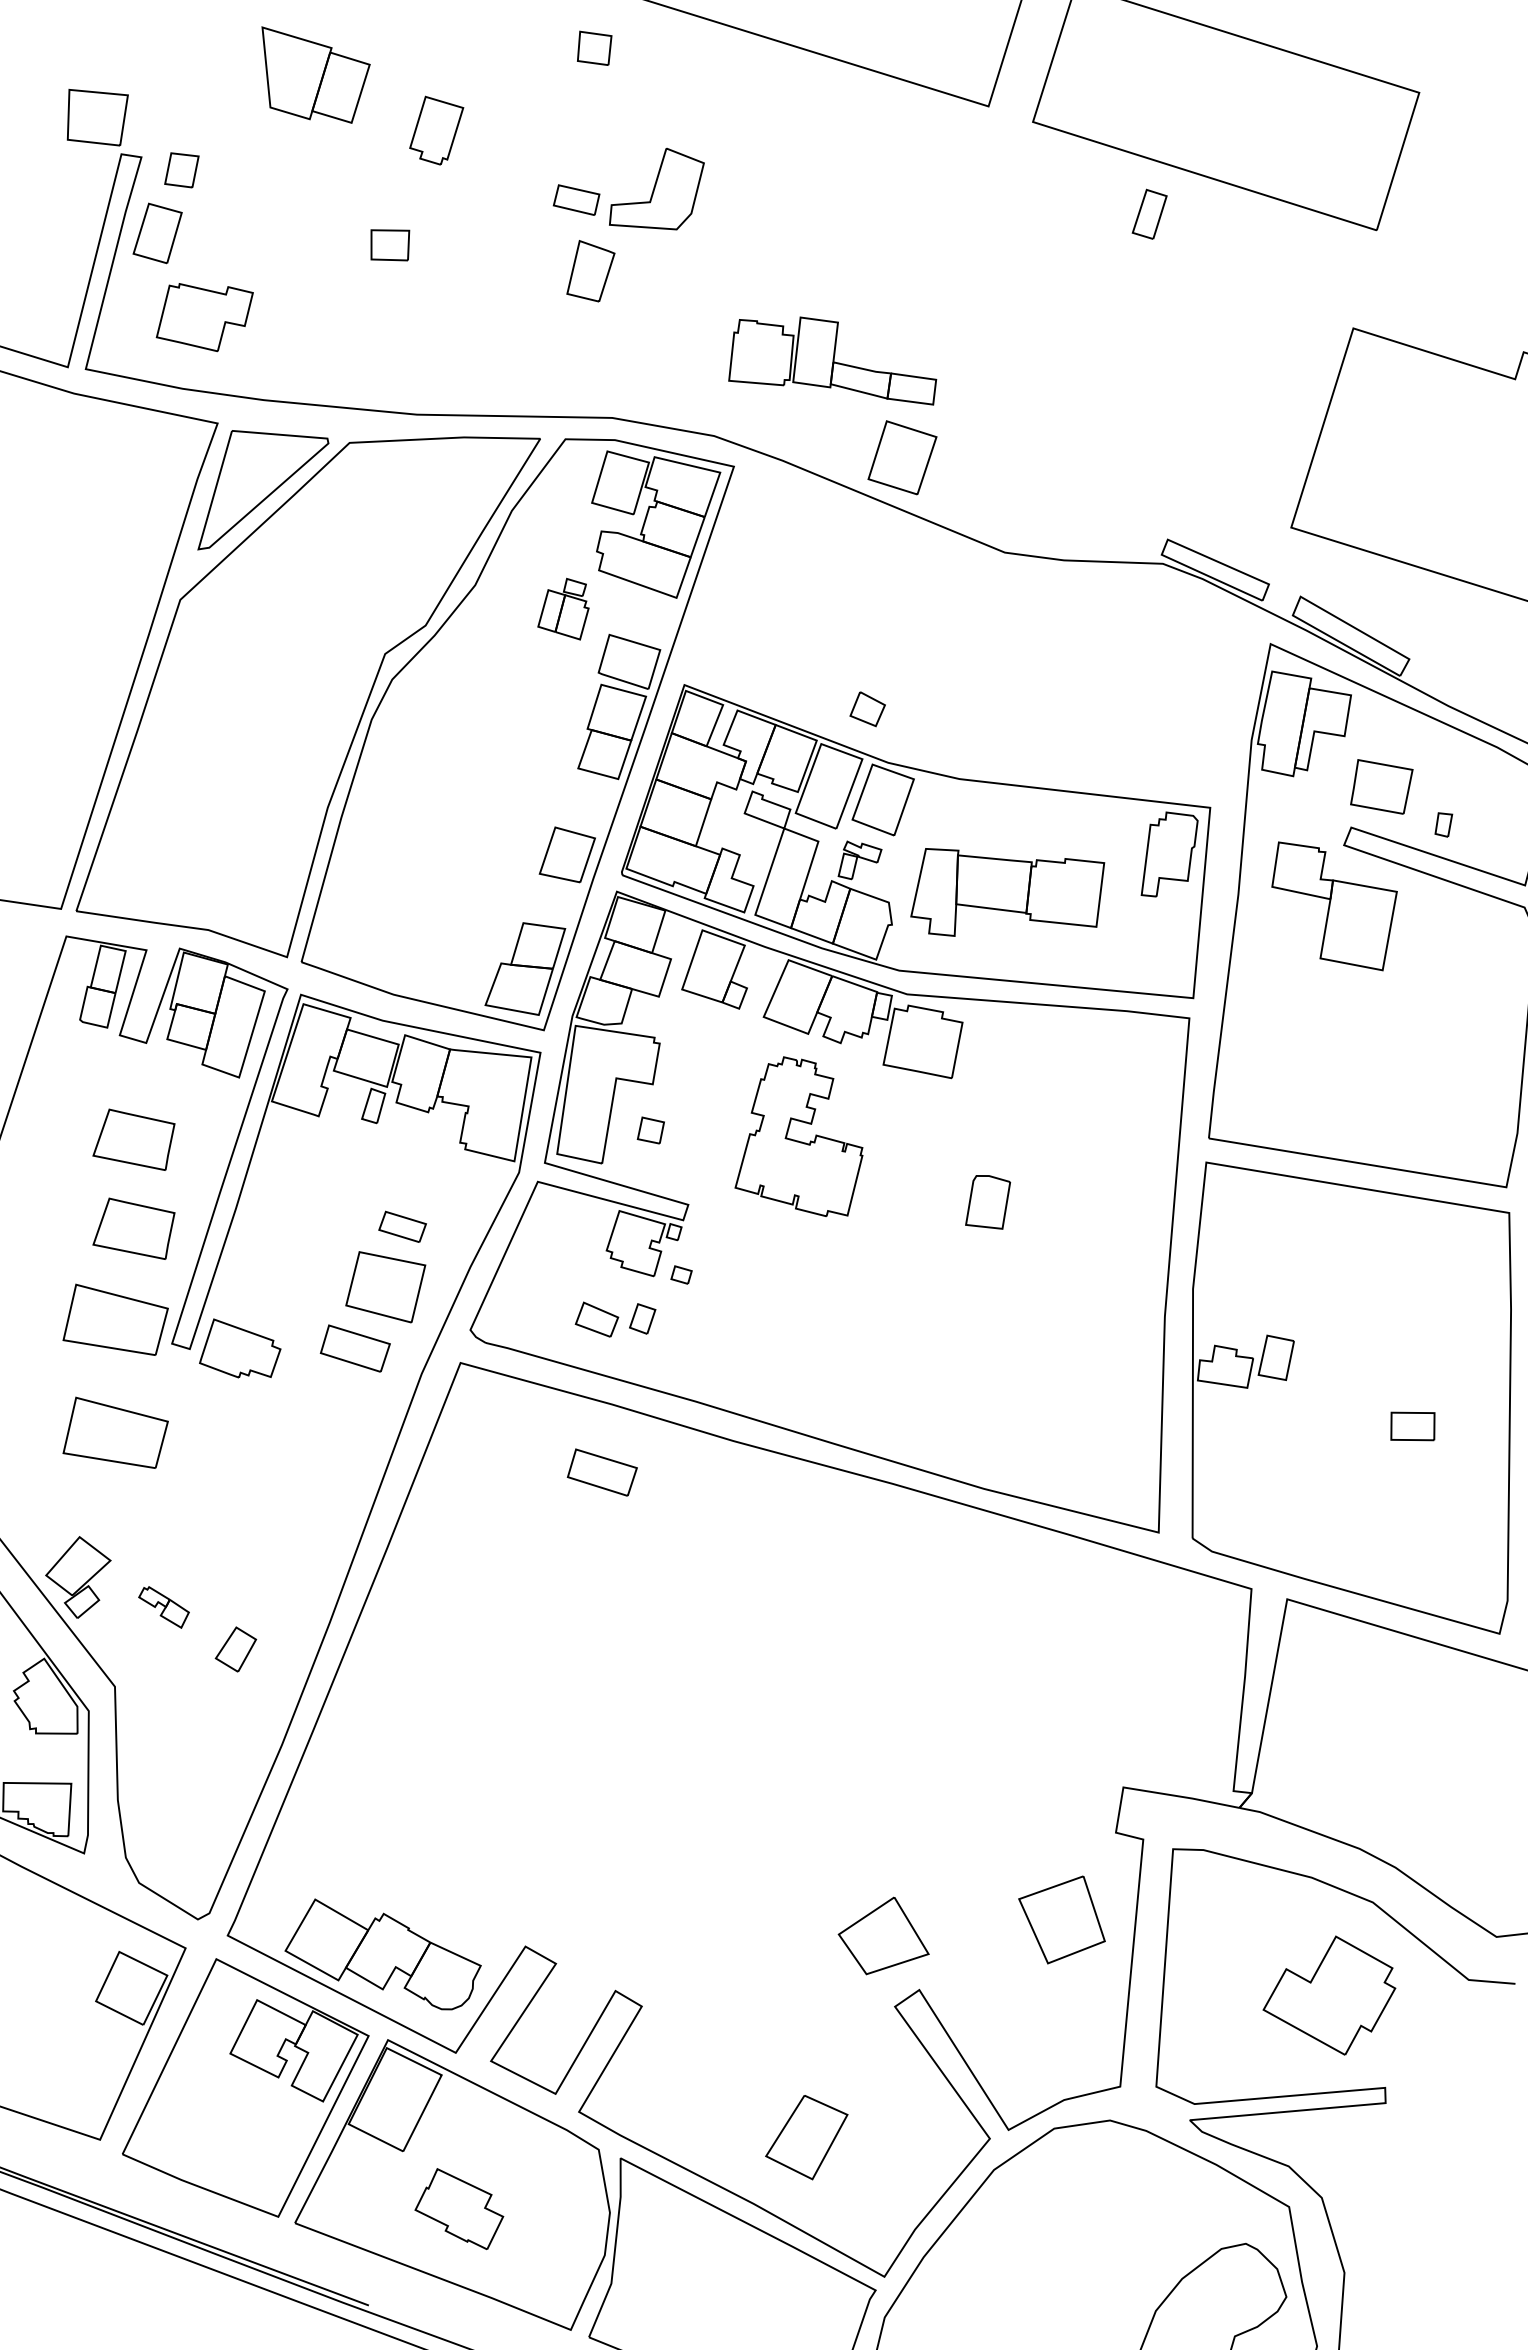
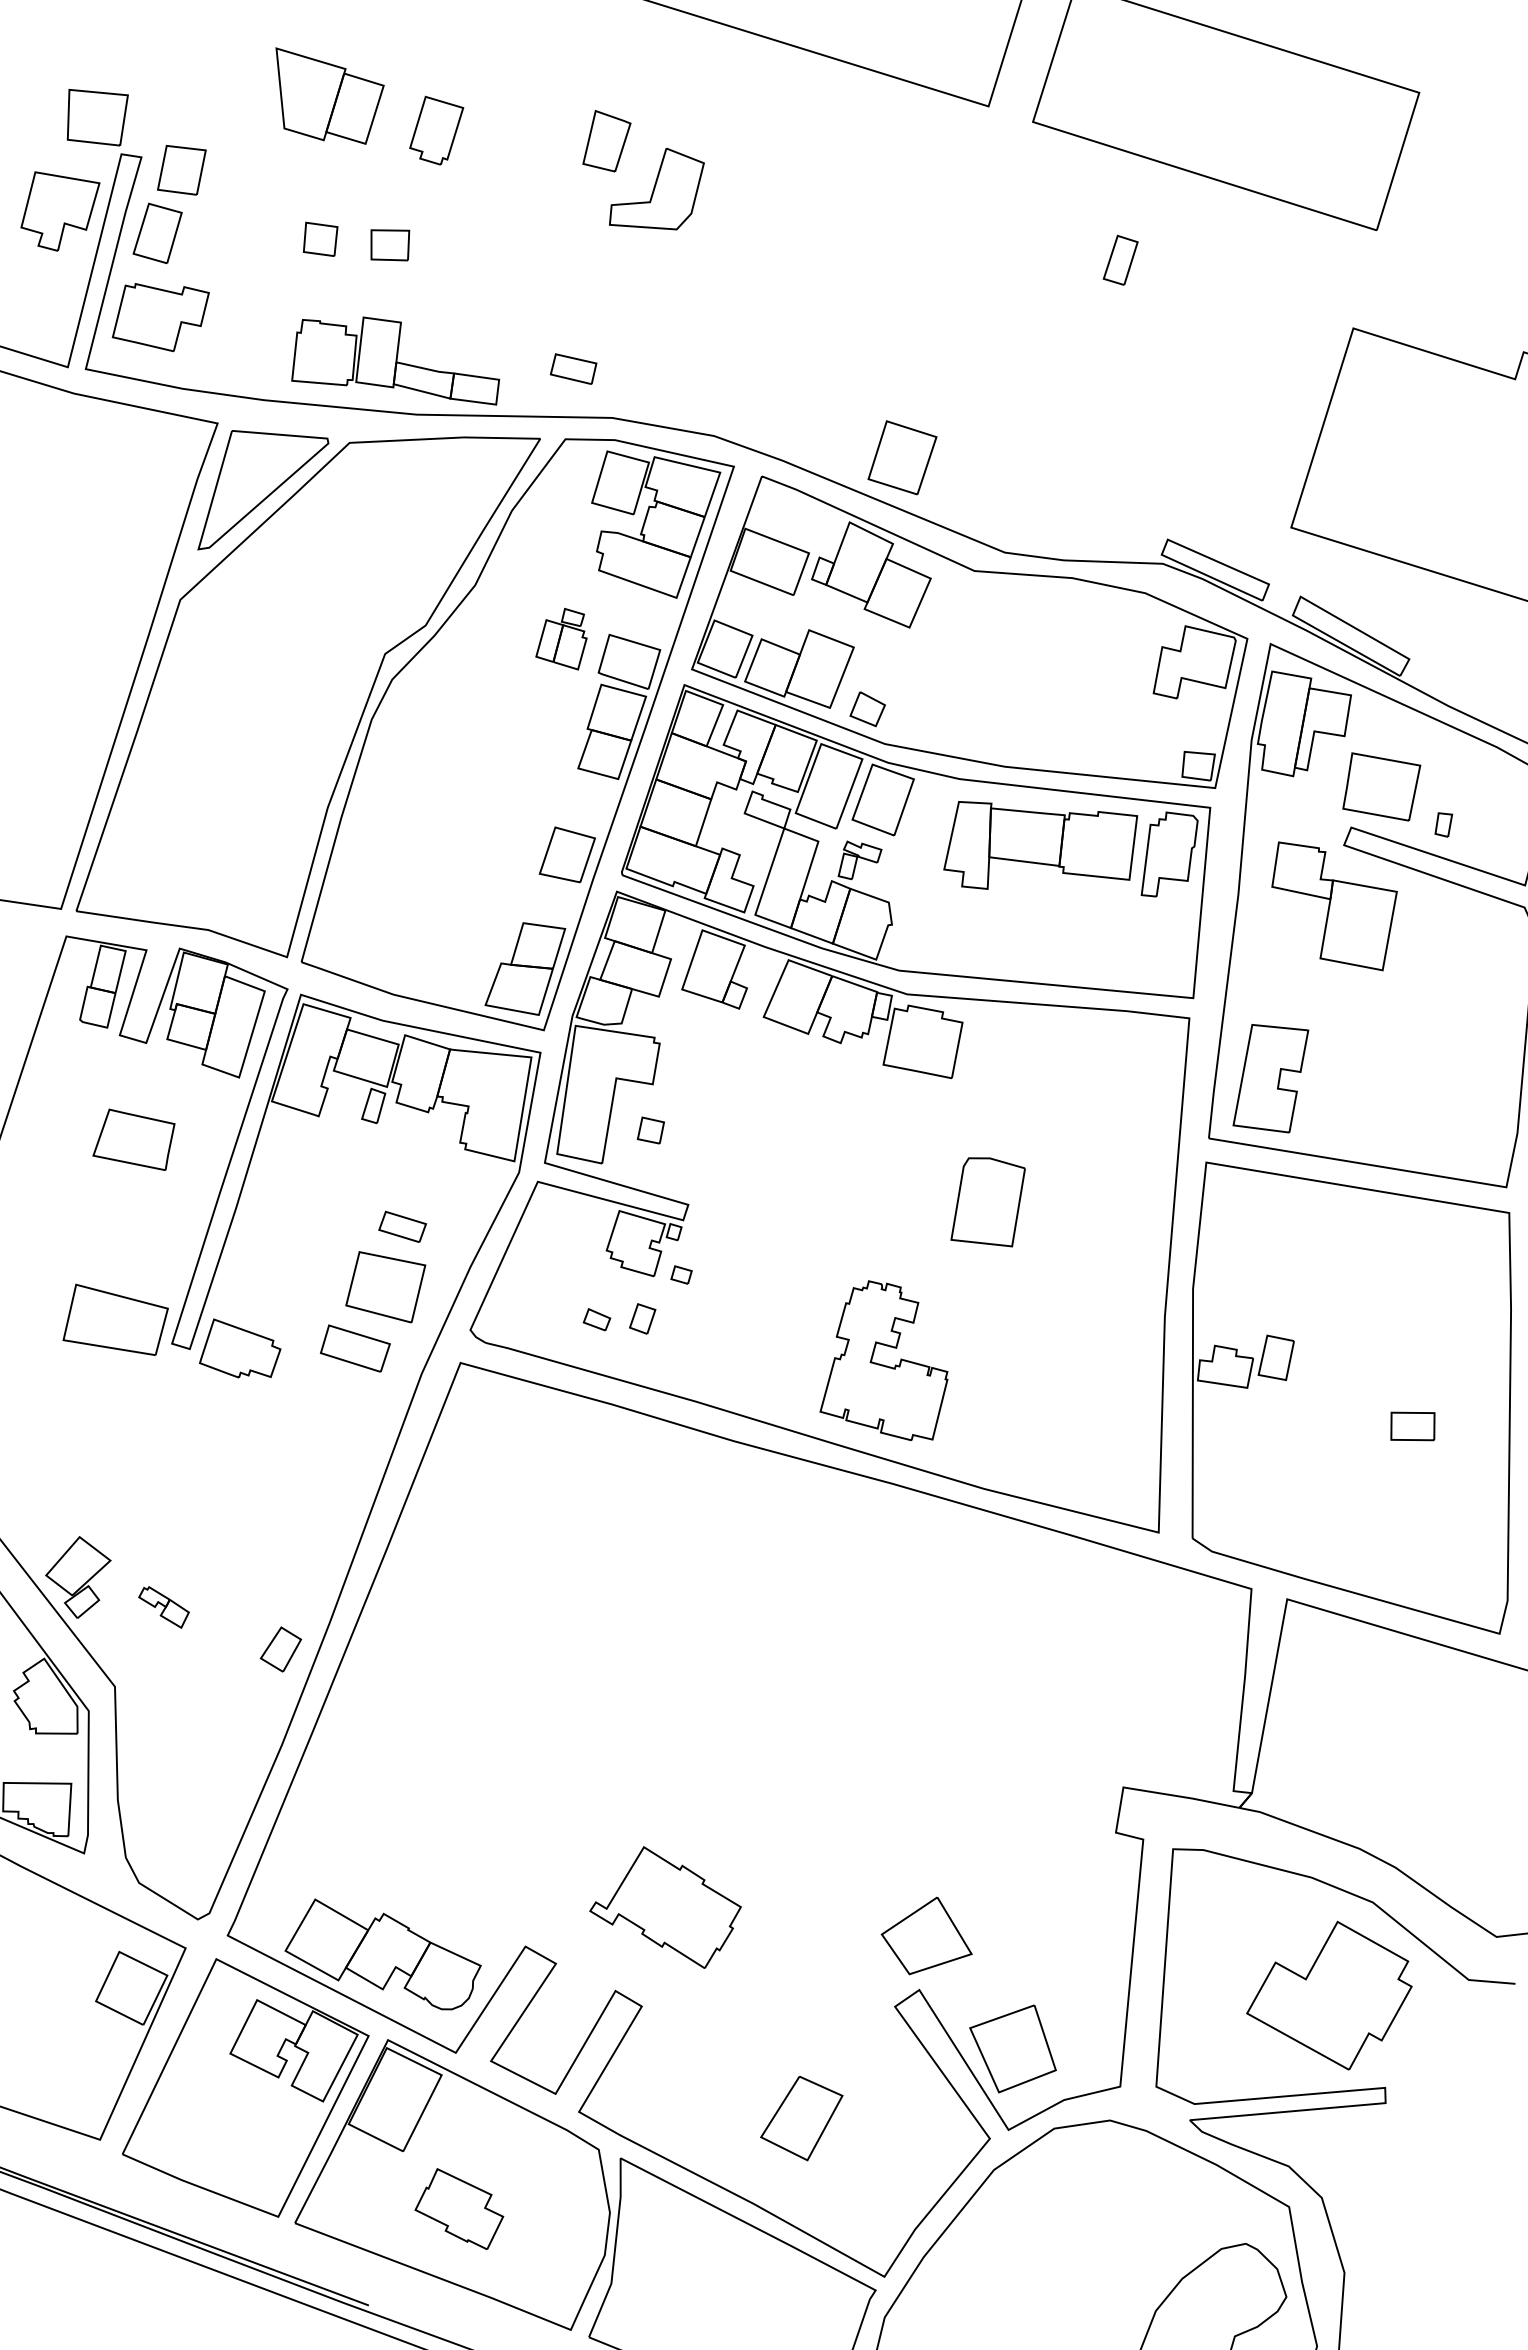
part position: (594, 47) -> (320, 238) (320, 238)
part position: (315, 74) -> (329, 95) (329, 95)
part size: 36x37 px -> 50x51 px (181, 170)
part position: (576, 199) -> (573, 368) (573, 368)
part: none -> present (60, 211)
part position: (1149, 213) -> (1120, 259) (1120, 259)
part position: (590, 271) -> (606, 141) (606, 141)
part position: (204, 317) -> (160, 317) (160, 317)
part position: (832, 360) -> (395, 360) (395, 360)
part position: (563, 608) -> (561, 638) (561, 638)
part: none -> present (969, 631)
part size: 64x56 px -> 80x70 px (1381, 786)
part position: (1007, 892) -> (1040, 845) (1040, 845)
part: none -> present (1270, 1078)
part position: (798, 1136) -> (883, 1360) (883, 1360)
part size: 47x55 px -> 76x91 px (987, 1202)
part: present -> none (133, 1228)
part size: 46x37 px -> 30x24 px (596, 1319)
part: present -> none (115, 1432)
part: present -> none (601, 1472)
part position: (235, 1649) -> (280, 1649) (280, 1649)
part: none -> present (665, 1907)
part position: (1061, 1919) -> (1012, 2048) (1012, 2048)
part position: (883, 1935) -> (926, 1935) (926, 1935)
part size: 135x121 px -> 167x151 px (1329, 1995)
part position: (806, 2137) -> (801, 2118) (801, 2118)
